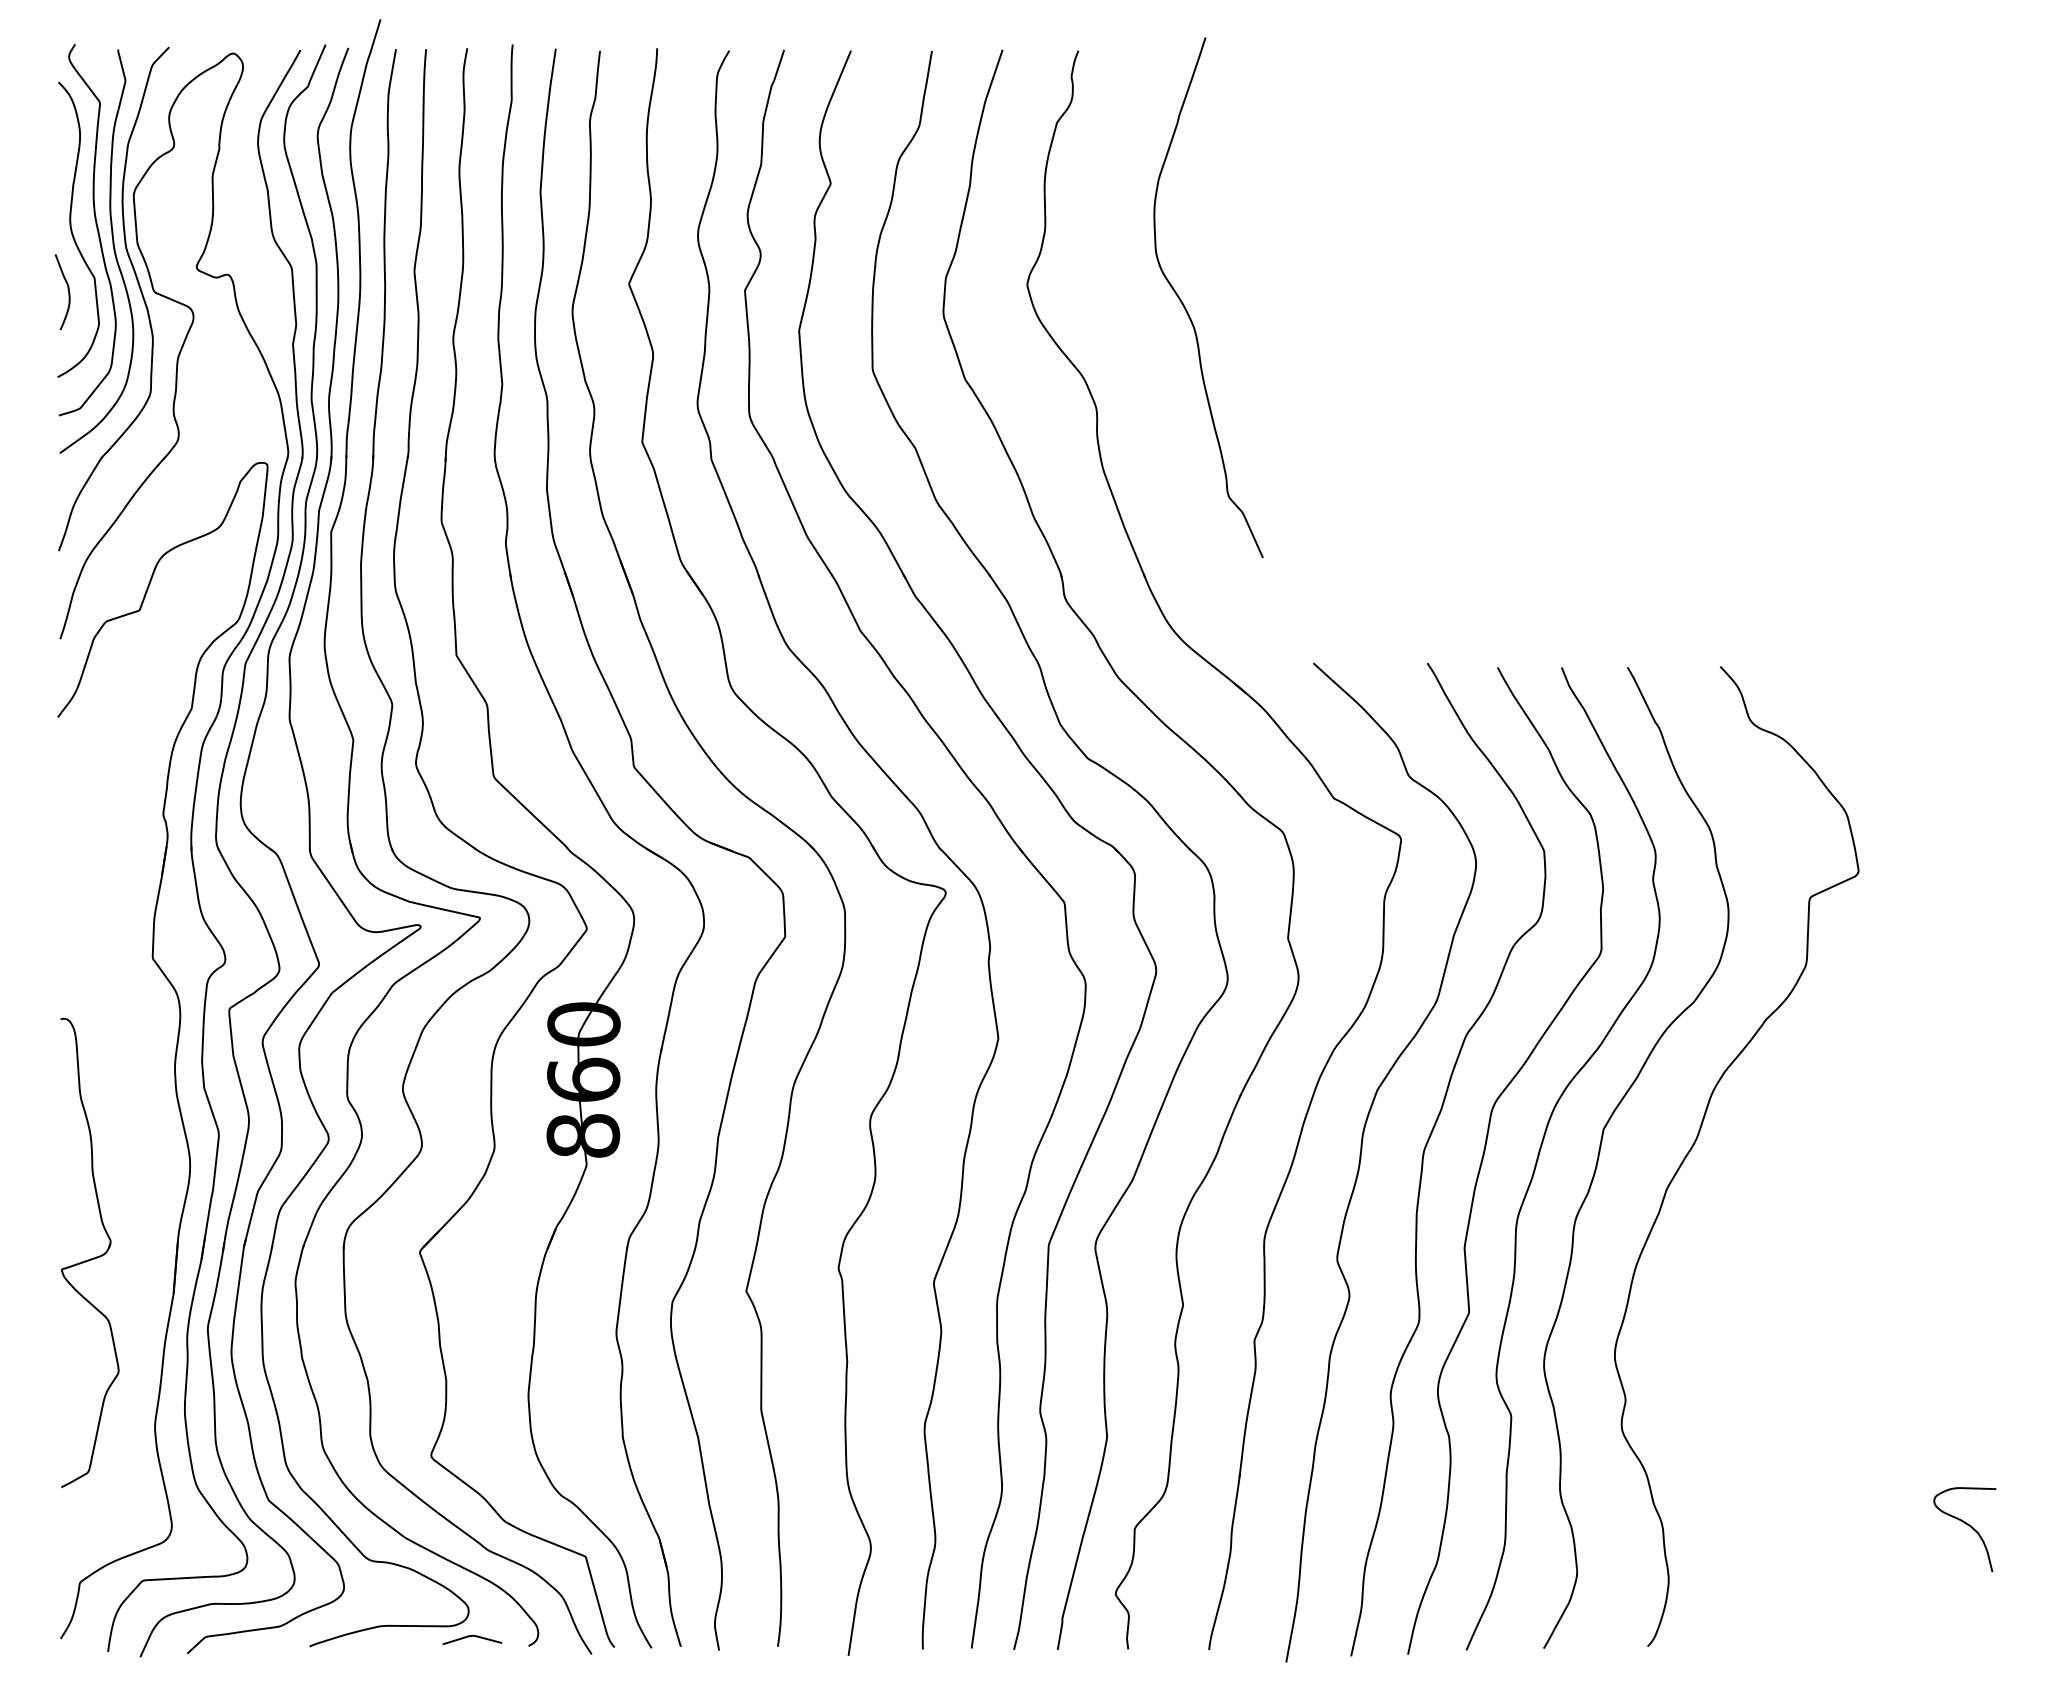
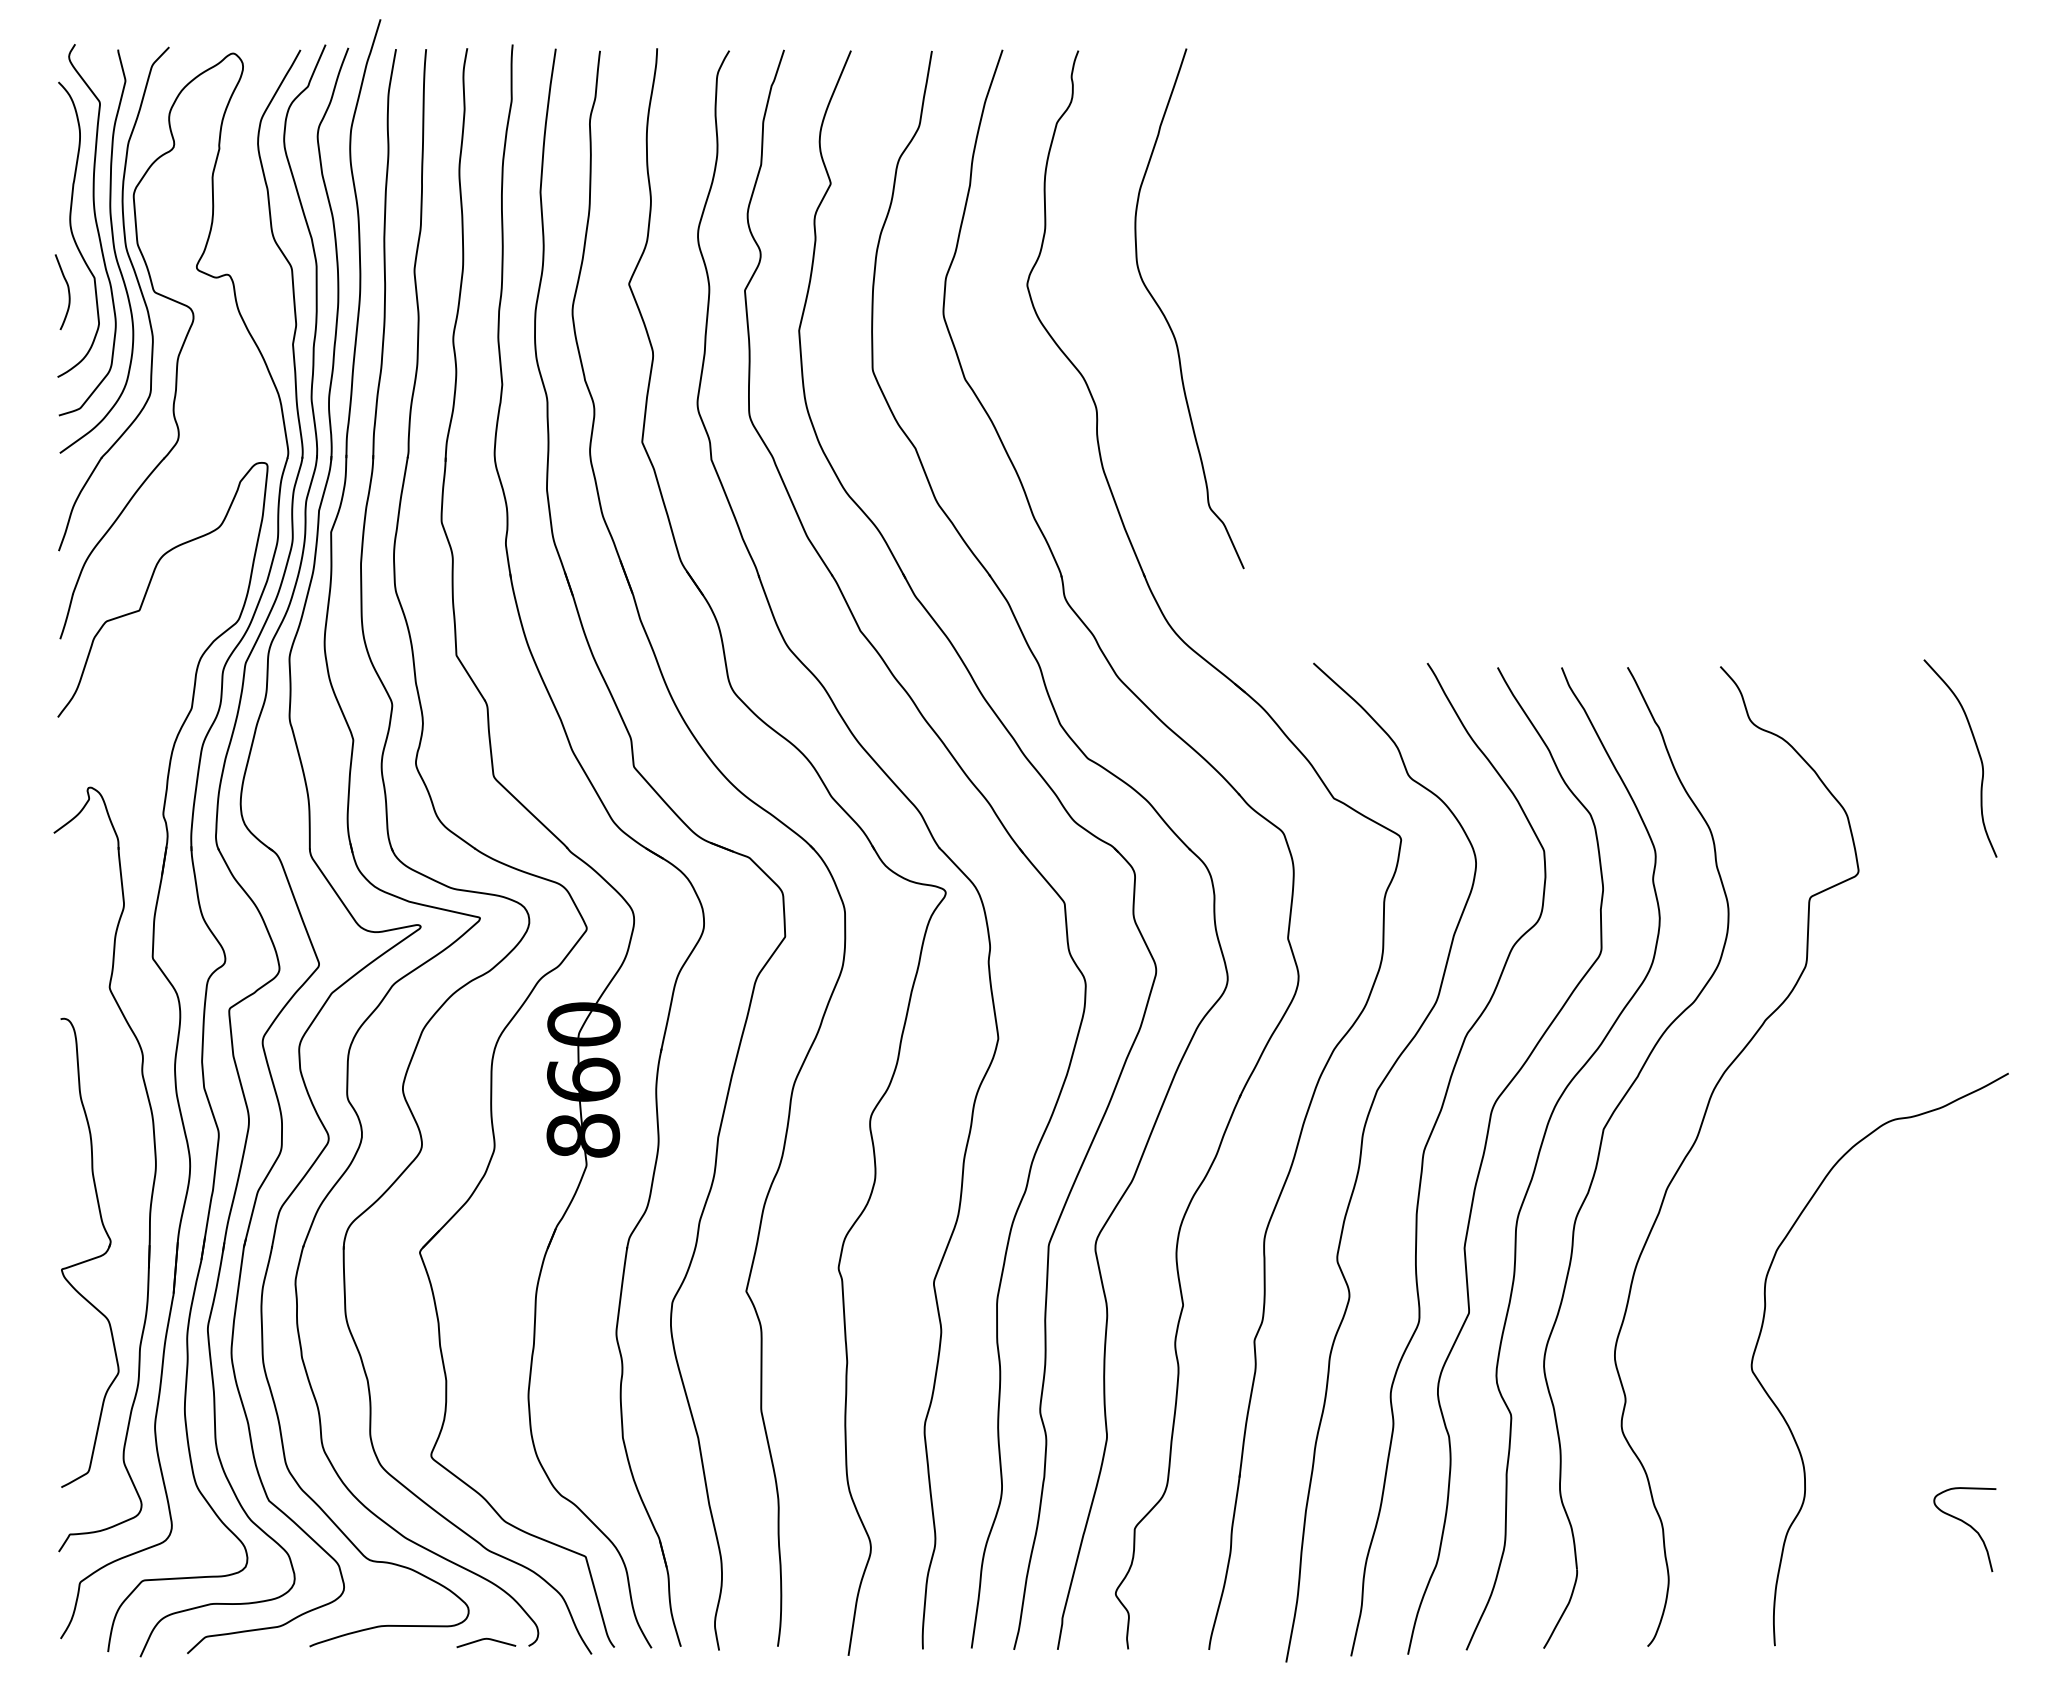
curve position: (1186, 308) -> (1167, 319) (1167, 319)
curve: none -> present (1977, 751)
part: none -> present (153, 1178)
curve: none -> present (1785, 1418)
curve position: (472, 1636) -> (486, 1639) (486, 1639)
